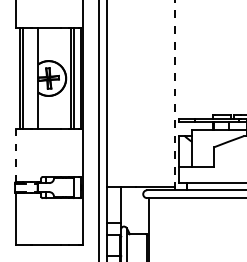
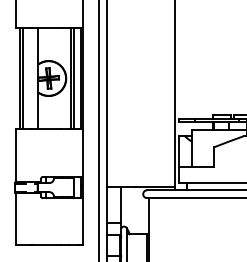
line: dashed -> solid (174, 95)
line: dashed -> solid (15, 155)
